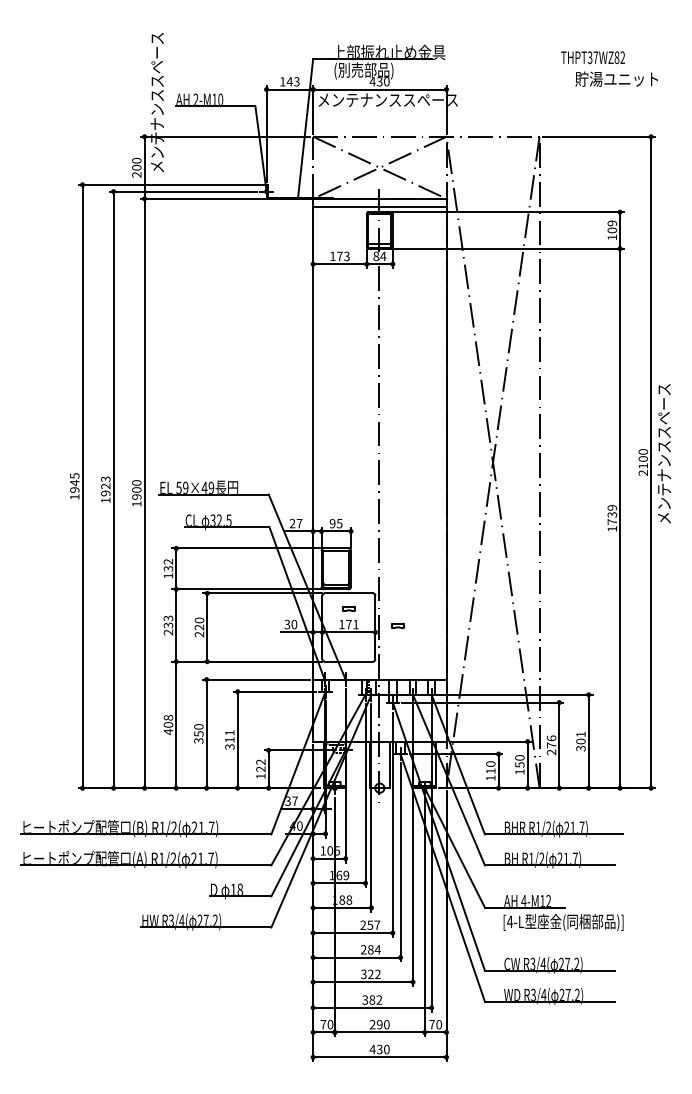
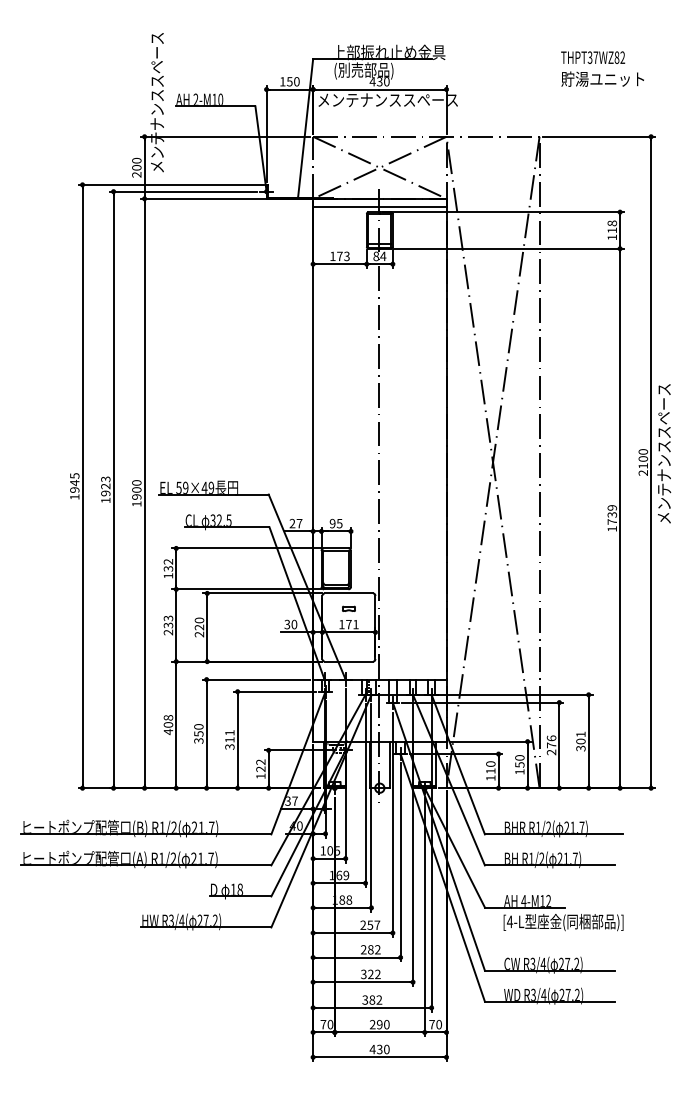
text position: (616, 78) -> (602, 78) (602, 78)
text: 143 -> 150 (292, 81)
text: 109 -> 118 (612, 226)
part: present -> none (397, 625)
text: 284 -> 282 (377, 949)
